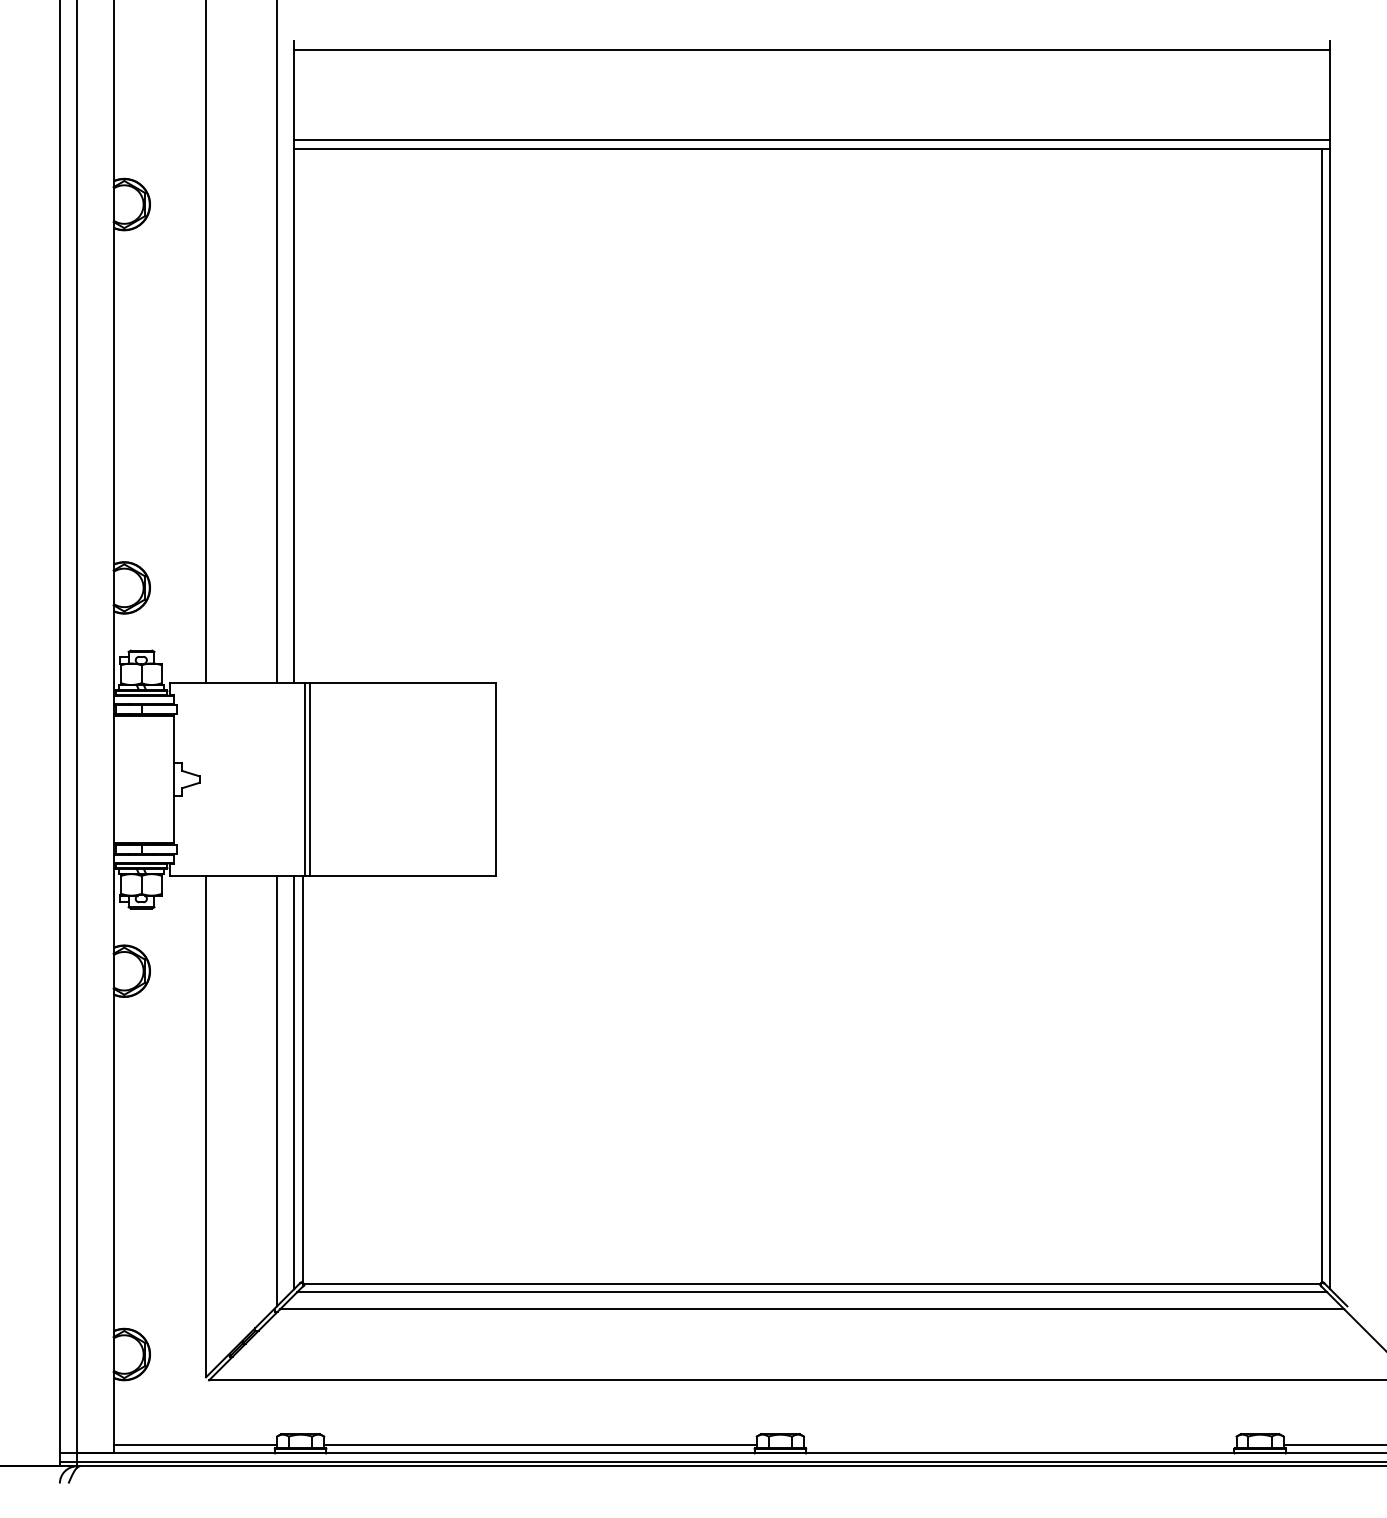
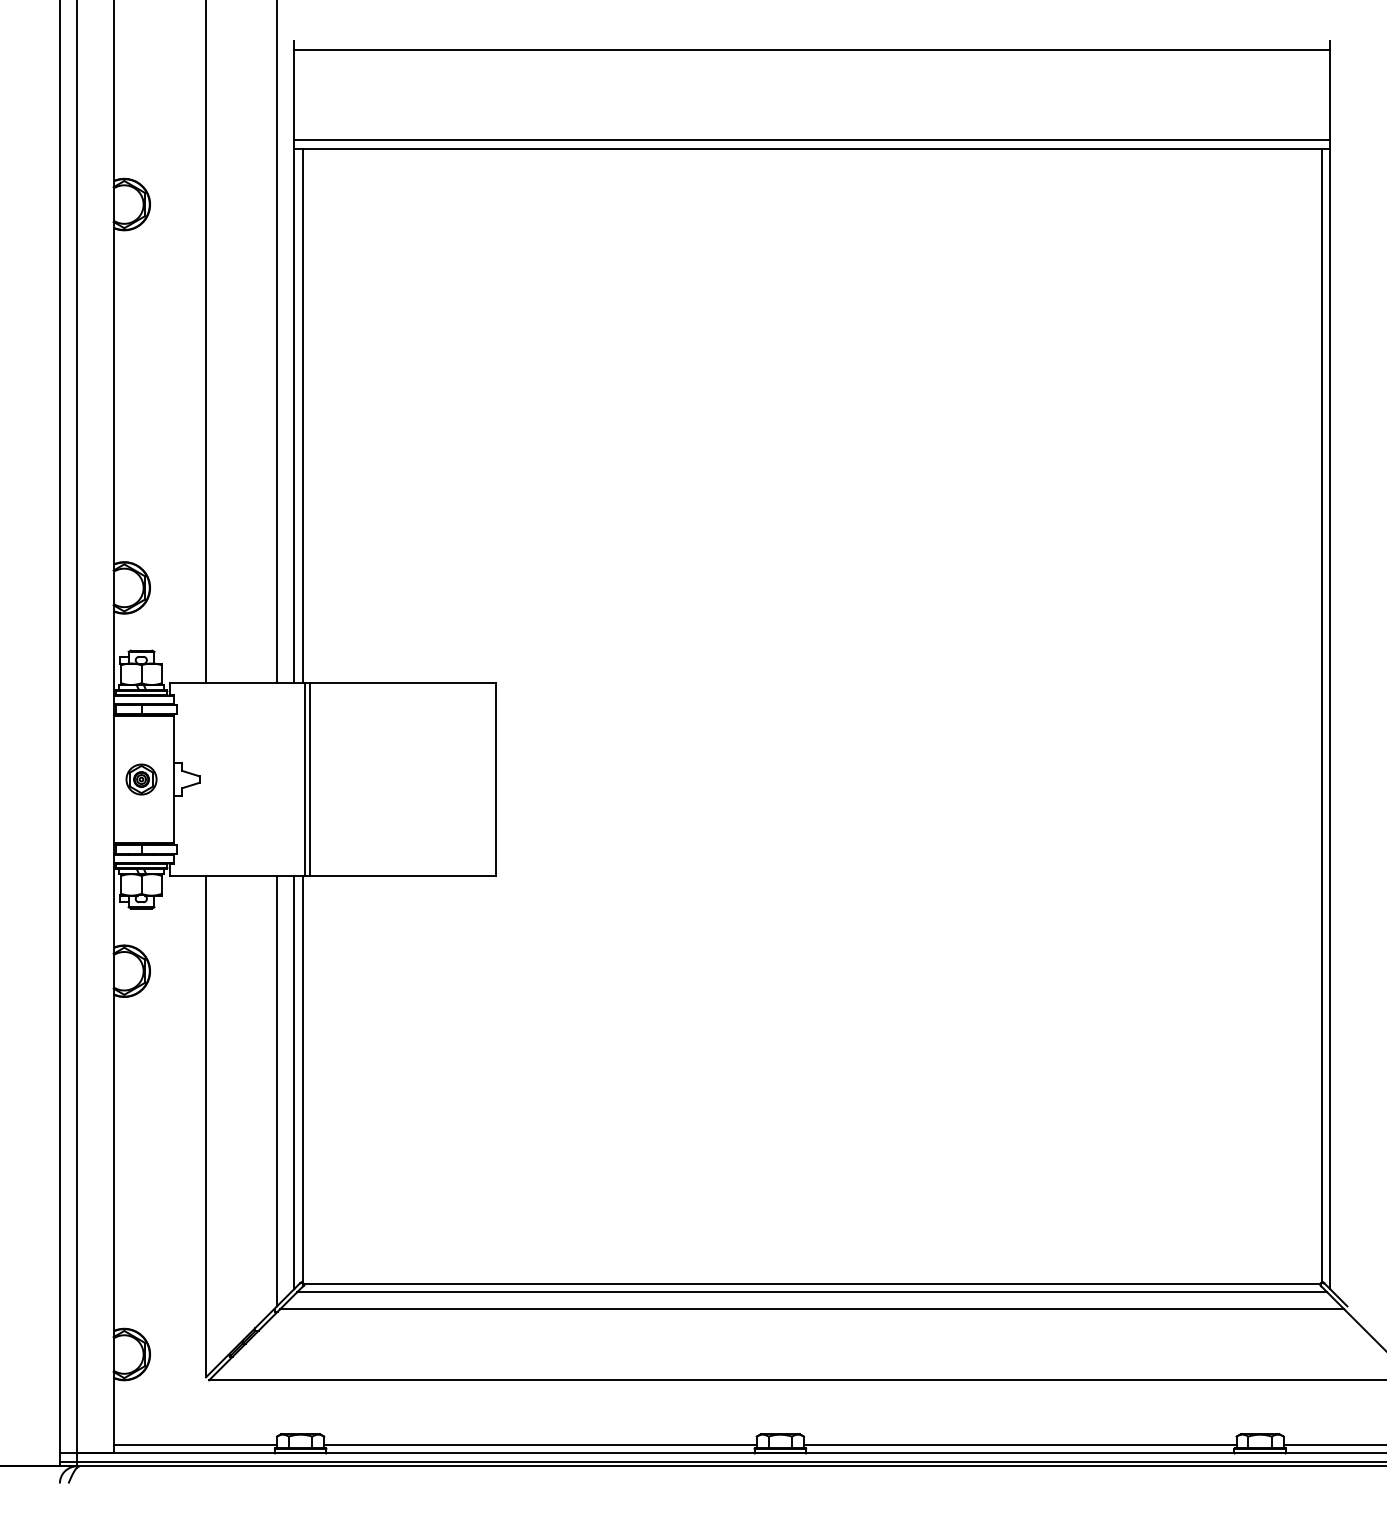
line: none -> present (302, 415)
part: none -> present (141, 779)
line: none -> present (1019, 1444)
